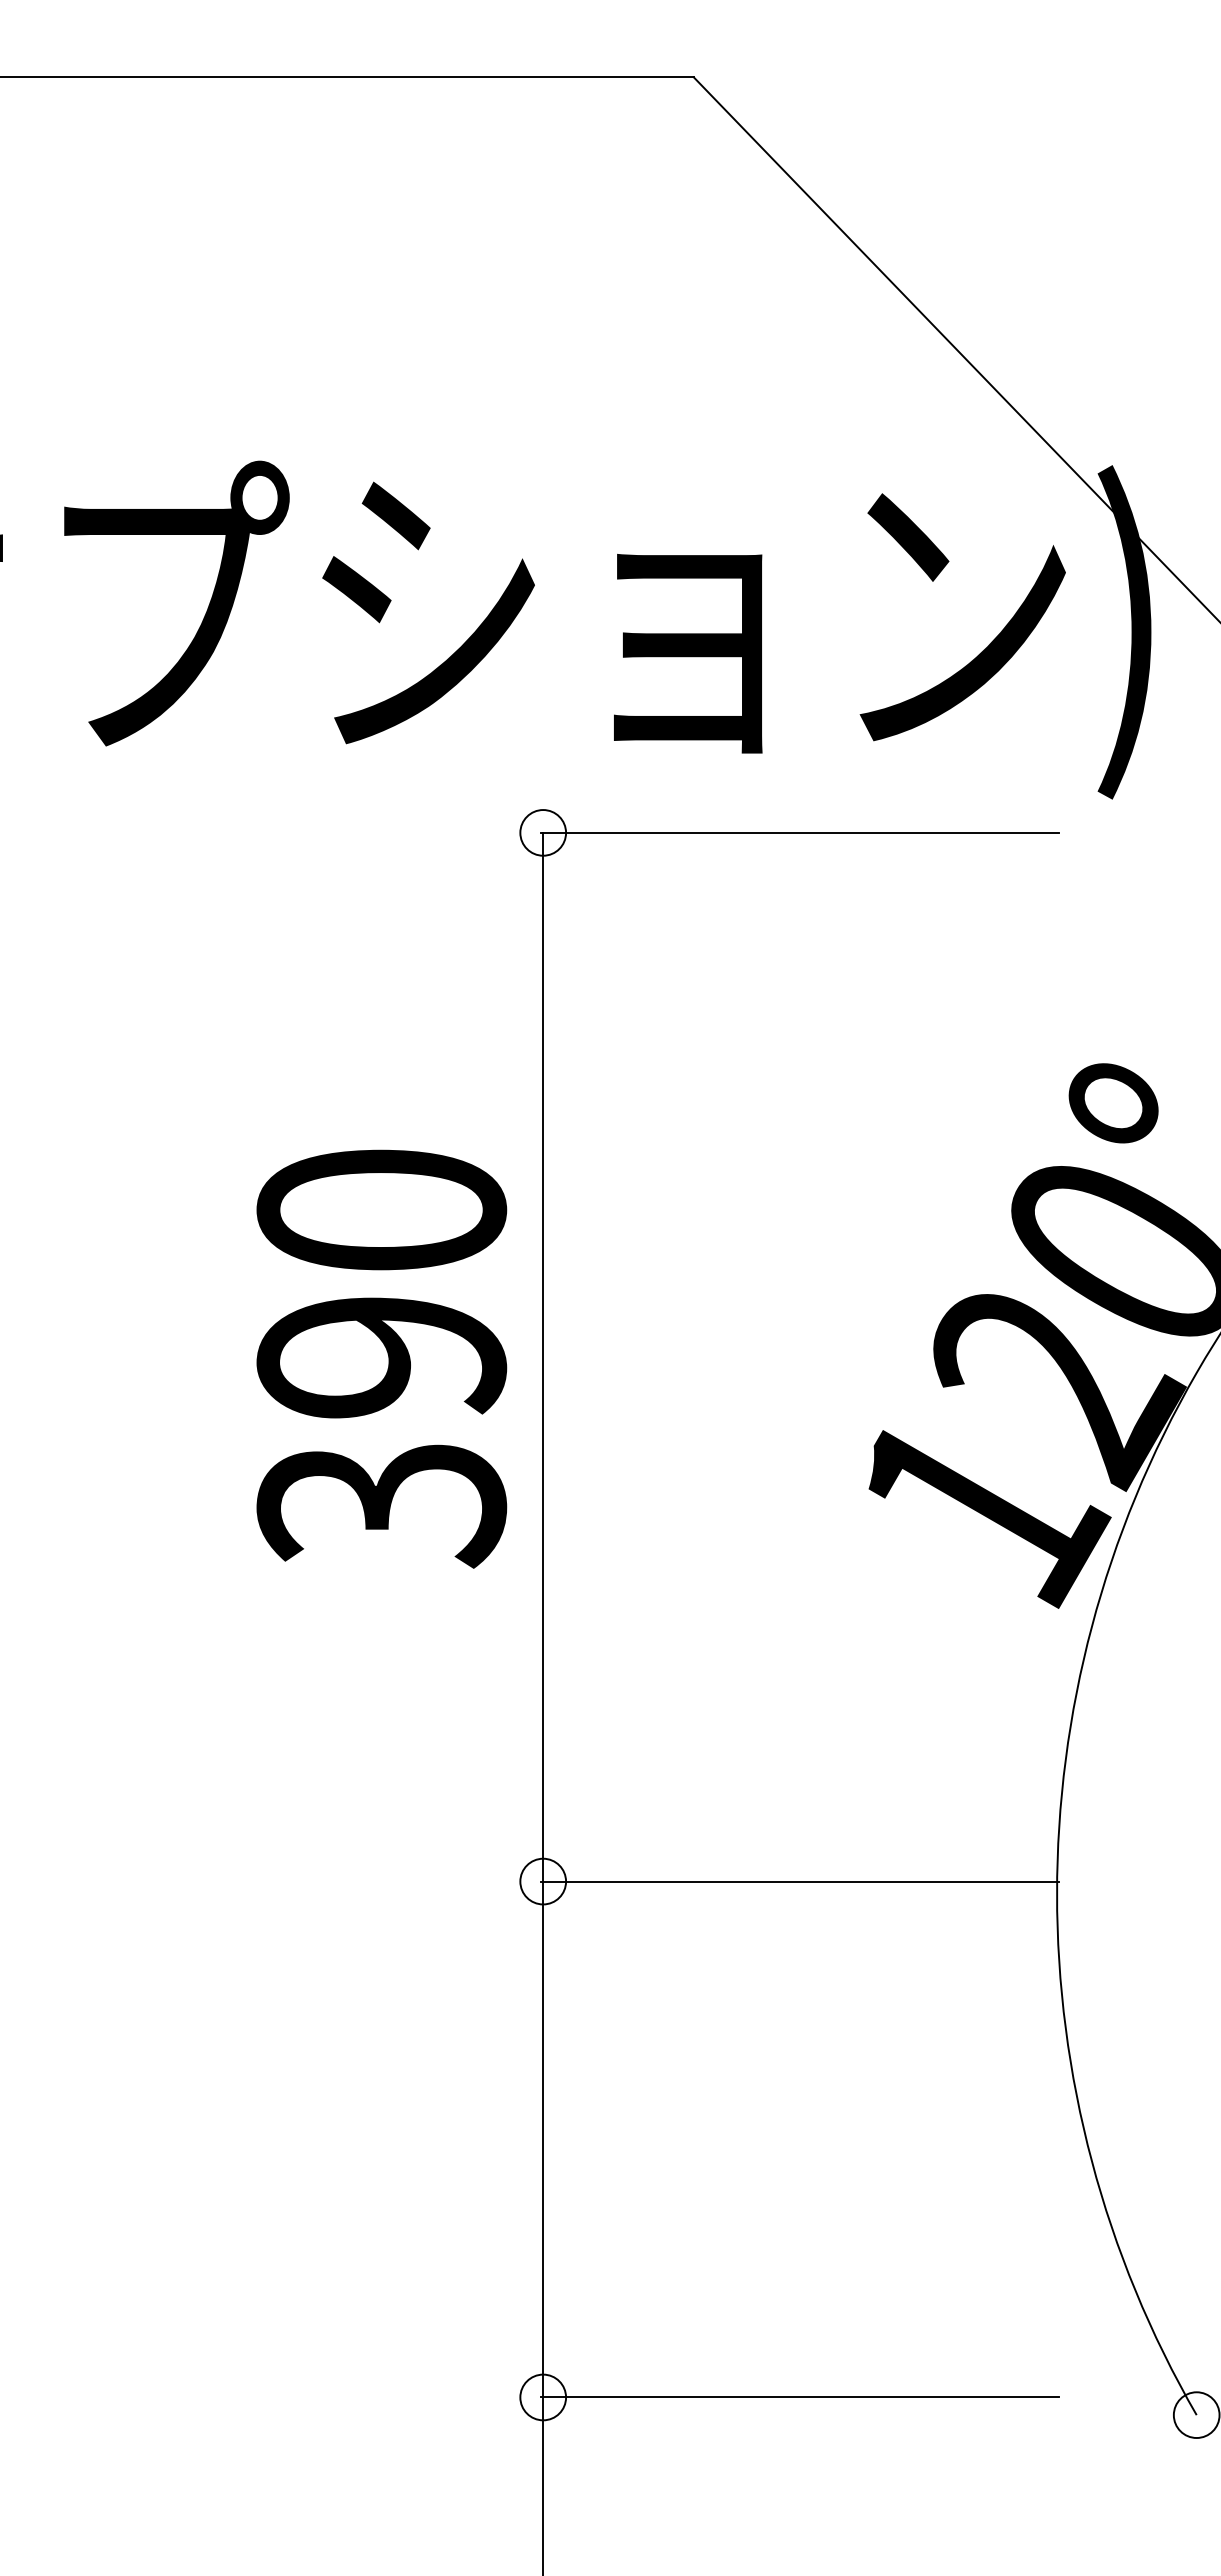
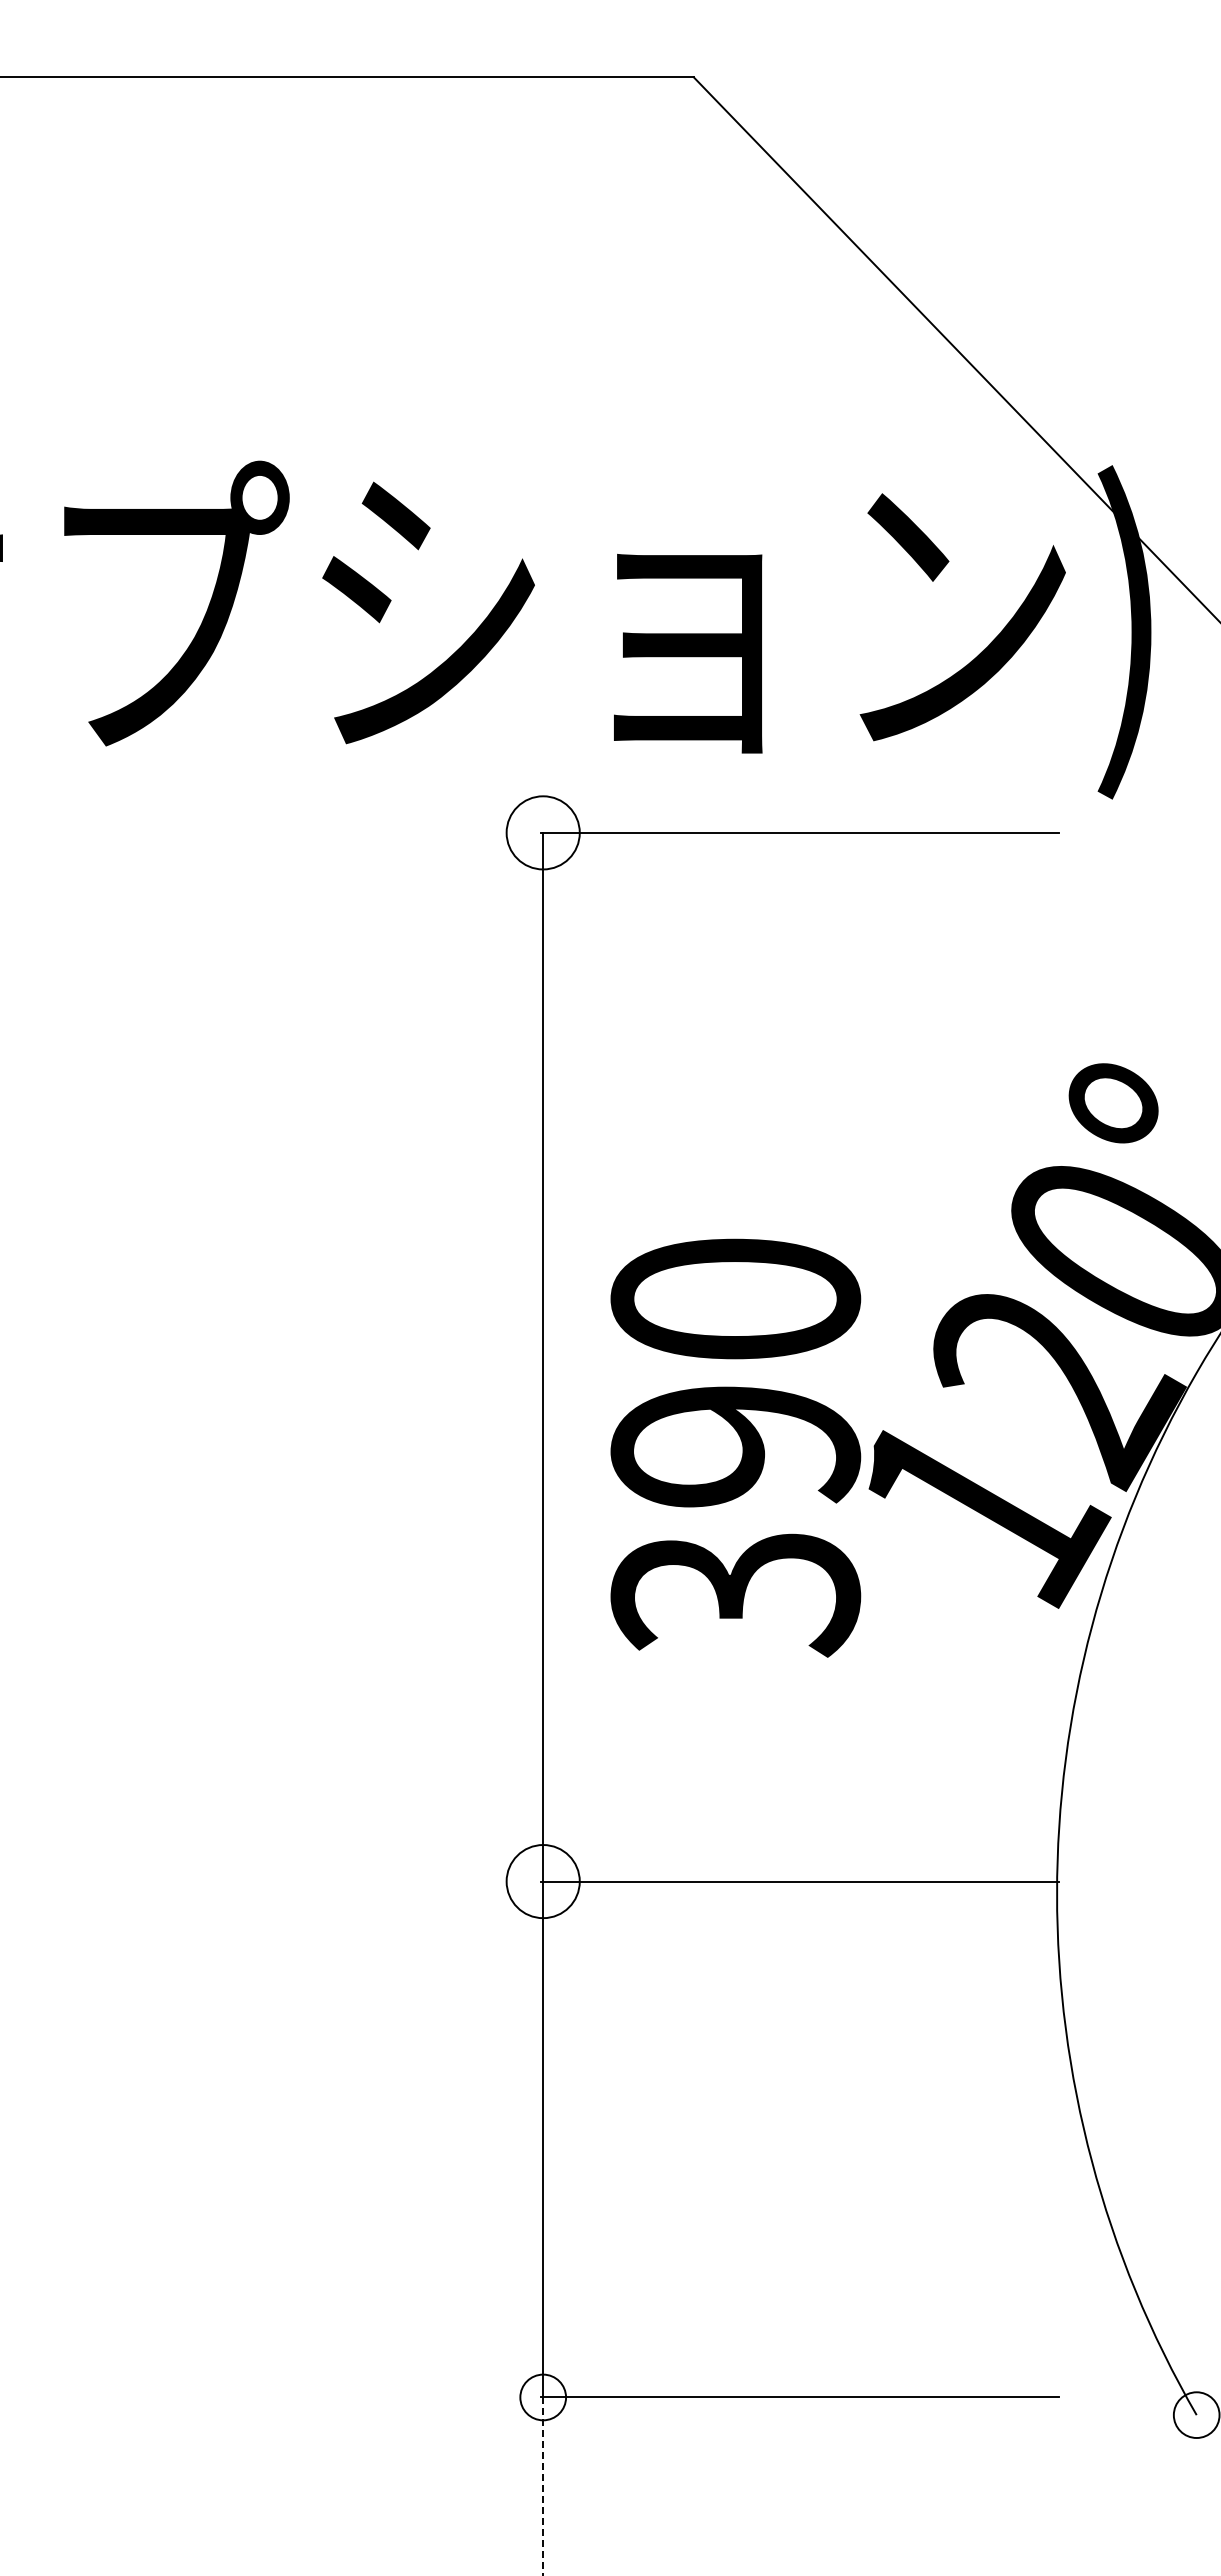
circle diameter: 46 px -> 73 px (542, 832)
text position: (381, 1358) -> (735, 1447) (735, 1447)
circle diameter: 46 px -> 73 px (542, 1881)
line: solid -> dashed (543, 2486)
